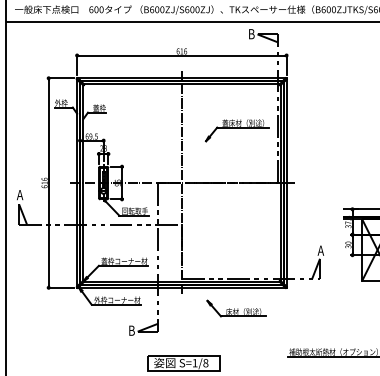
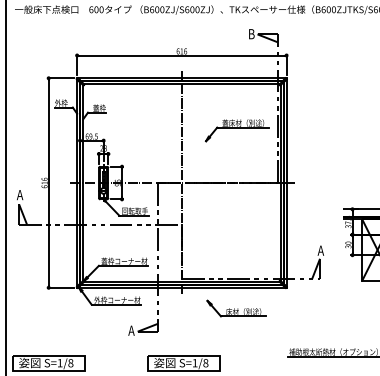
line: present -> none (191, 22)
text: B -> A (131, 330)
part: none -> present (48, 363)
